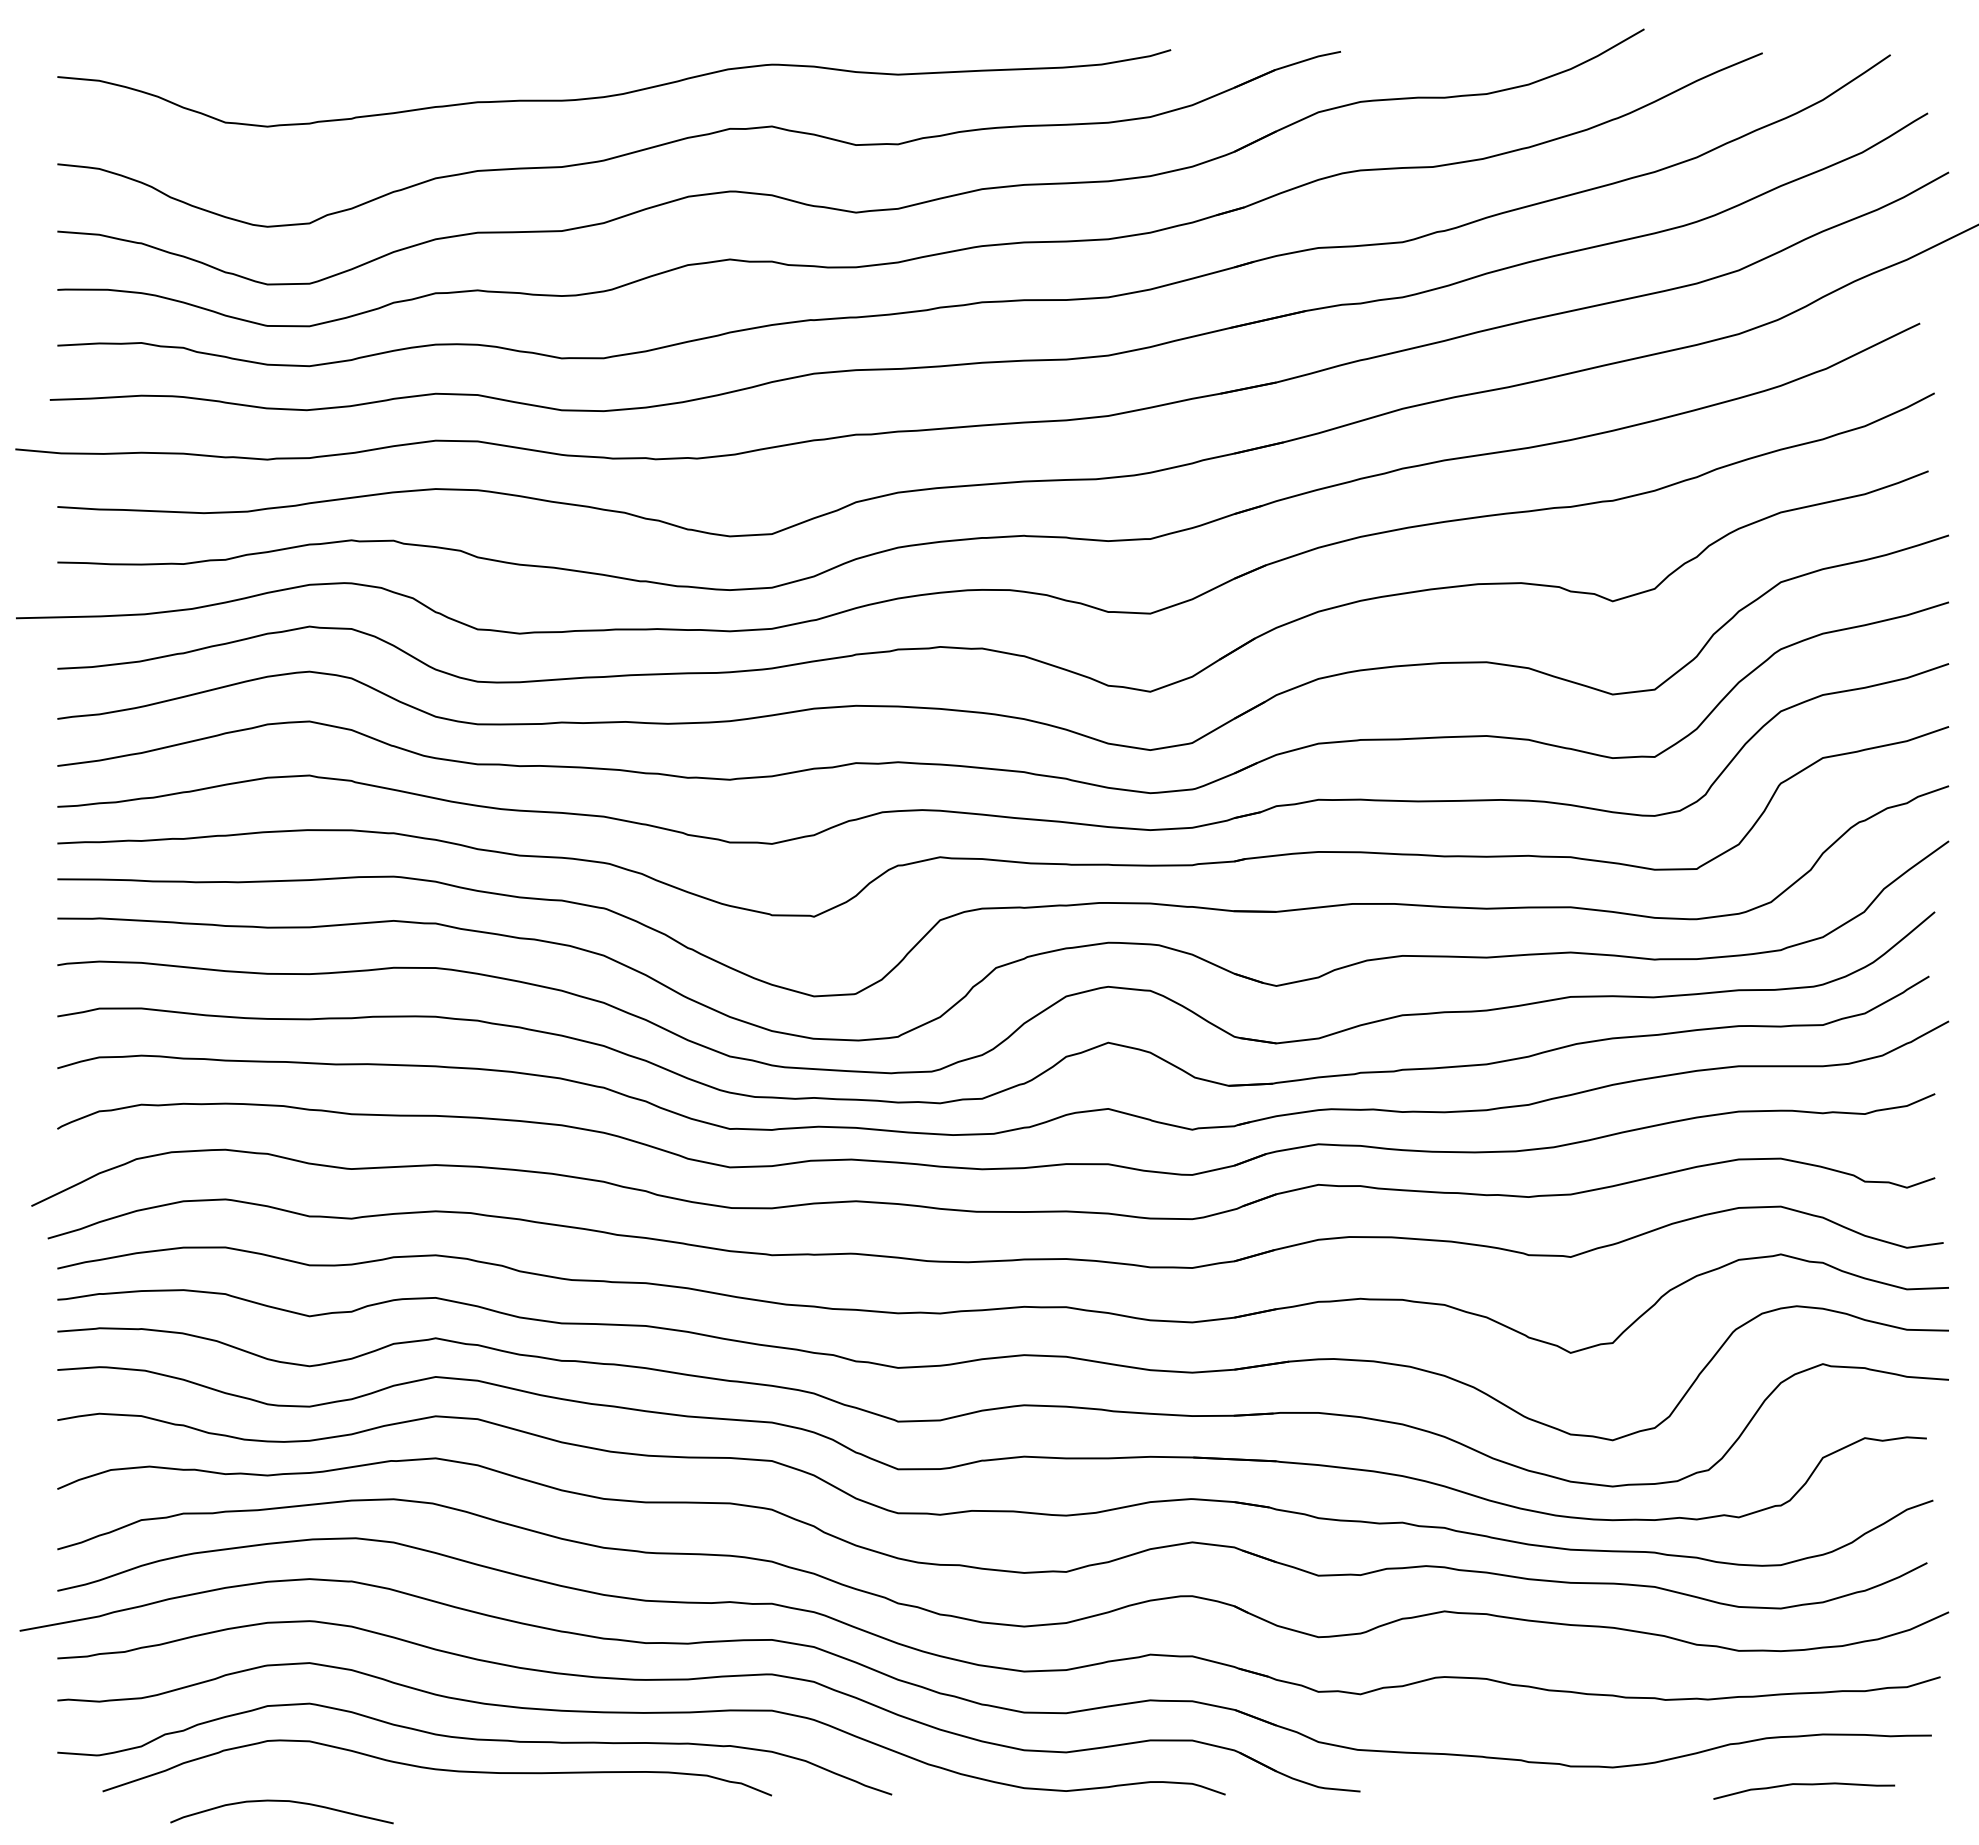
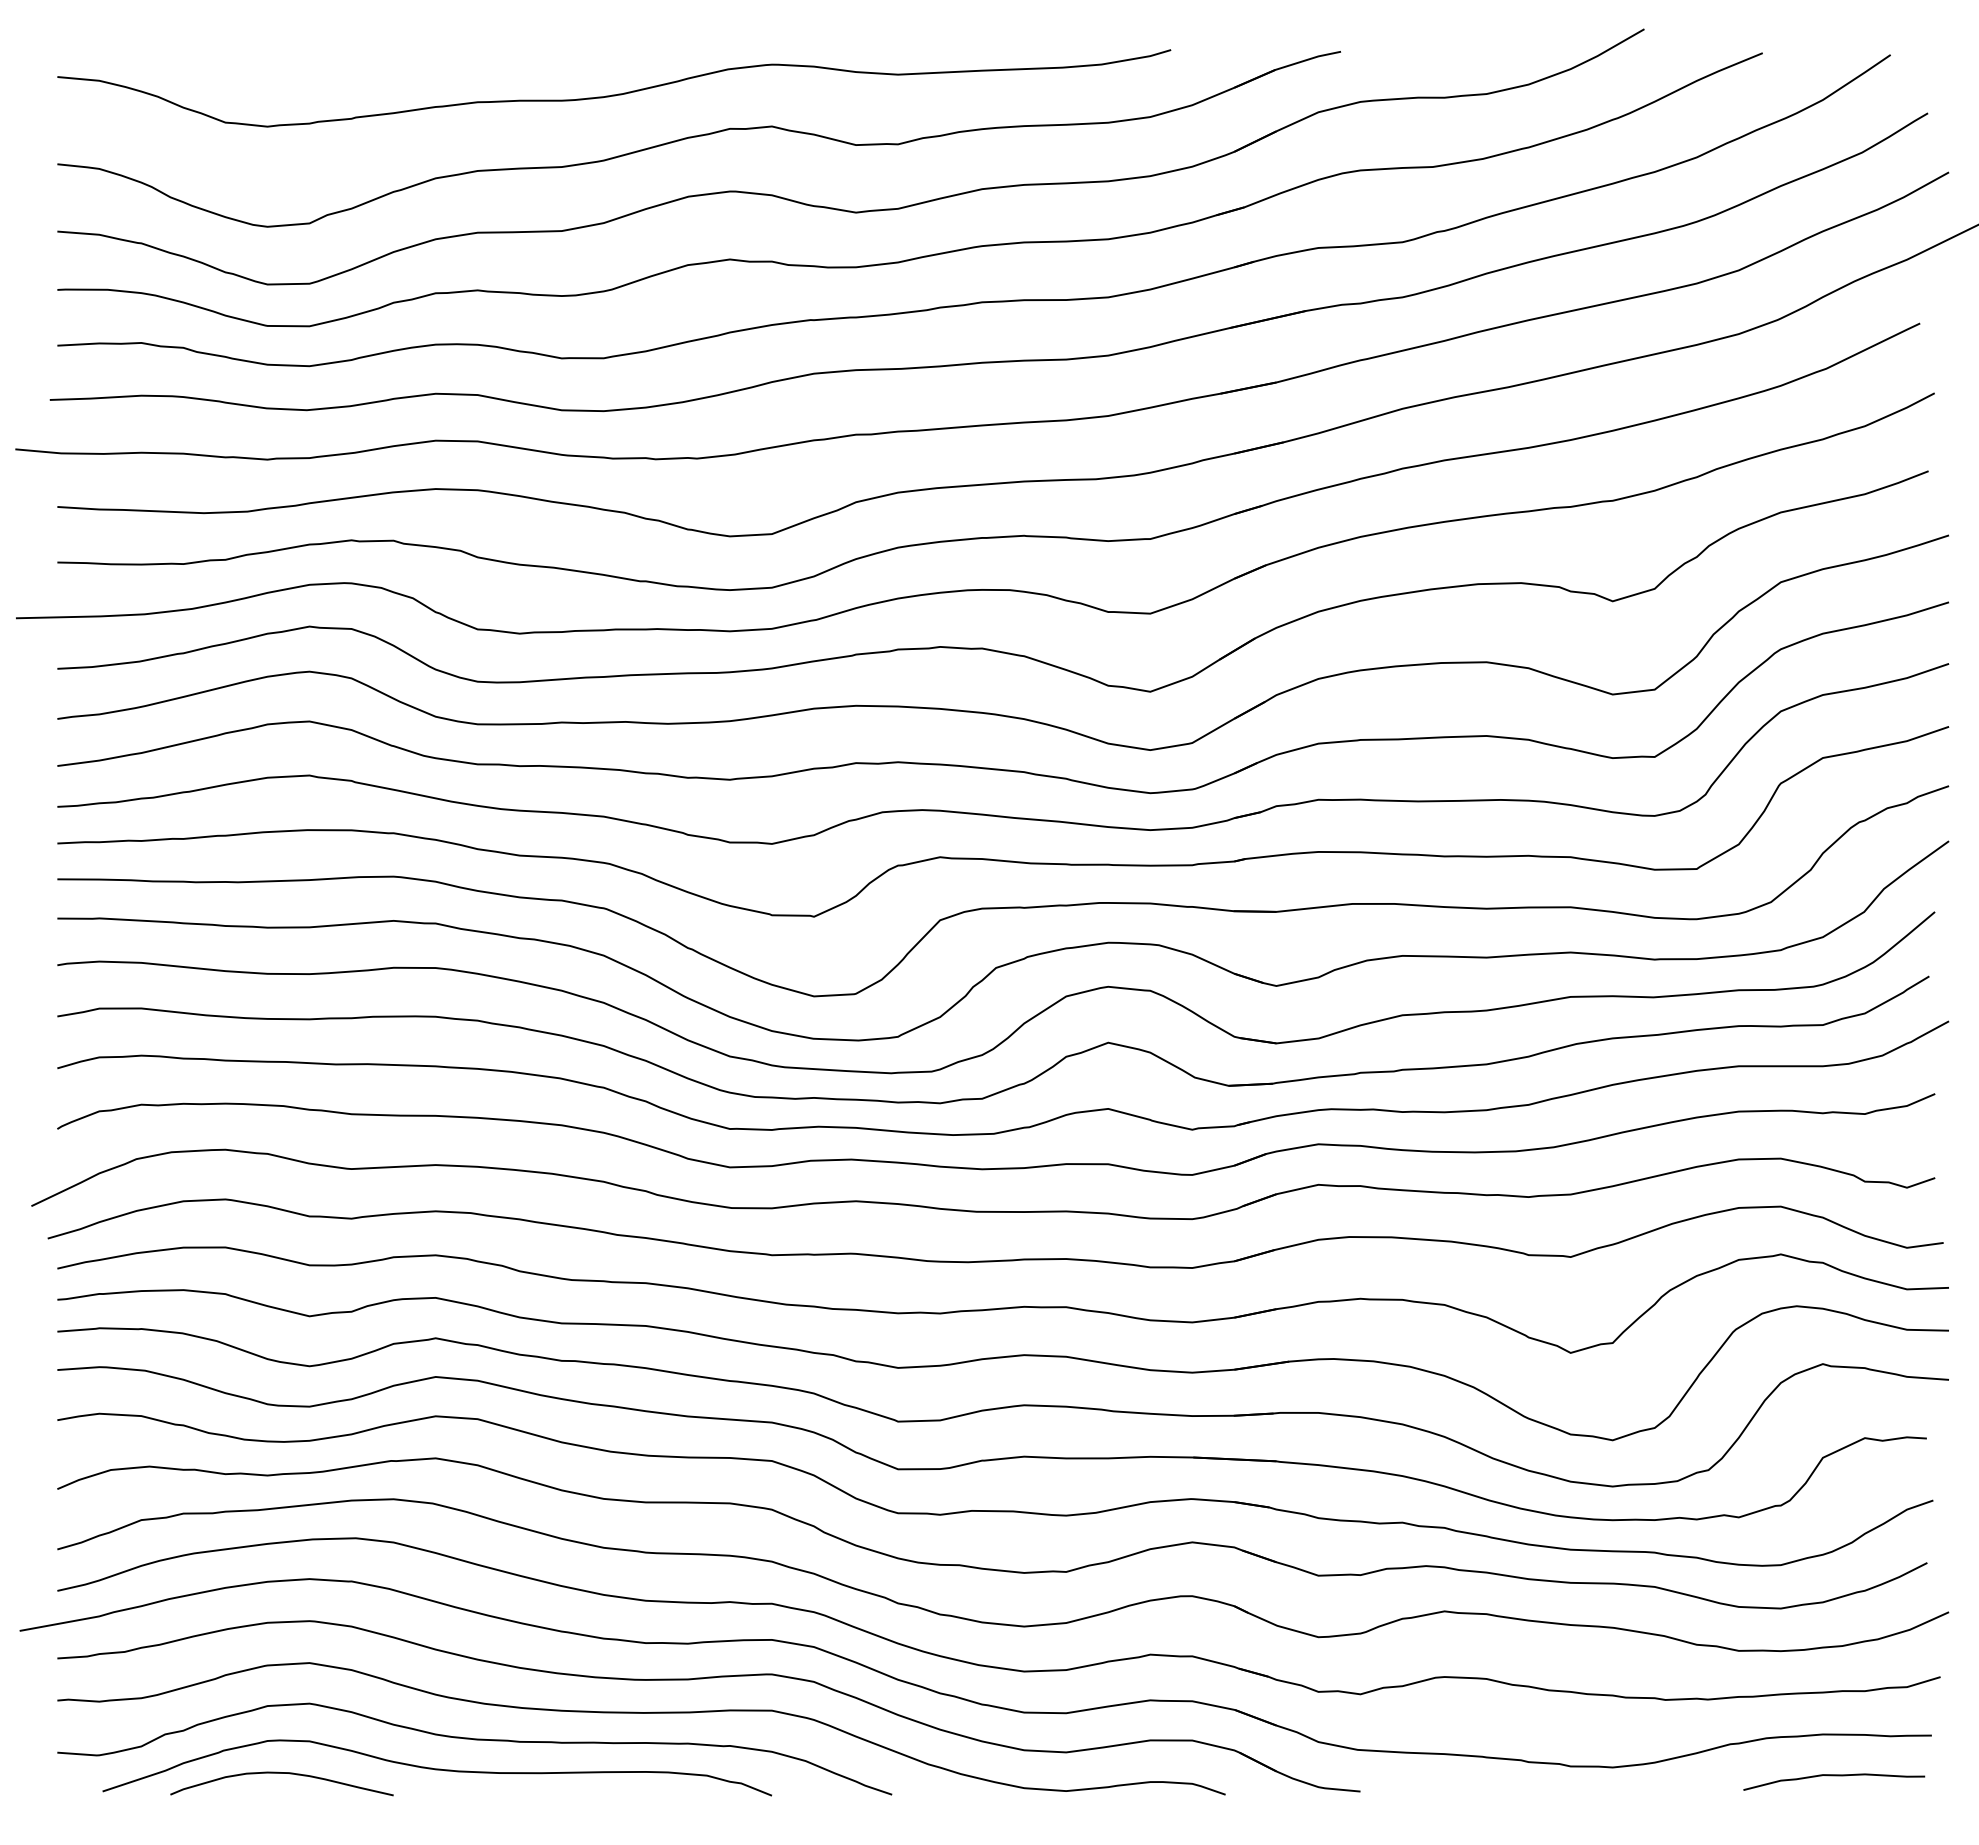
curve position: (1804, 1785) -> (1834, 1776) (1834, 1776)
curve position: (281, 1801) -> (281, 1773) (281, 1773)
